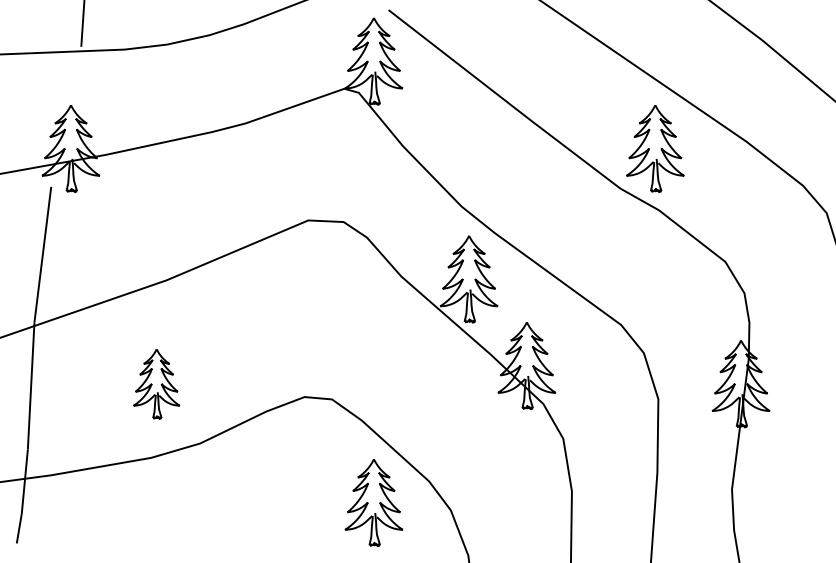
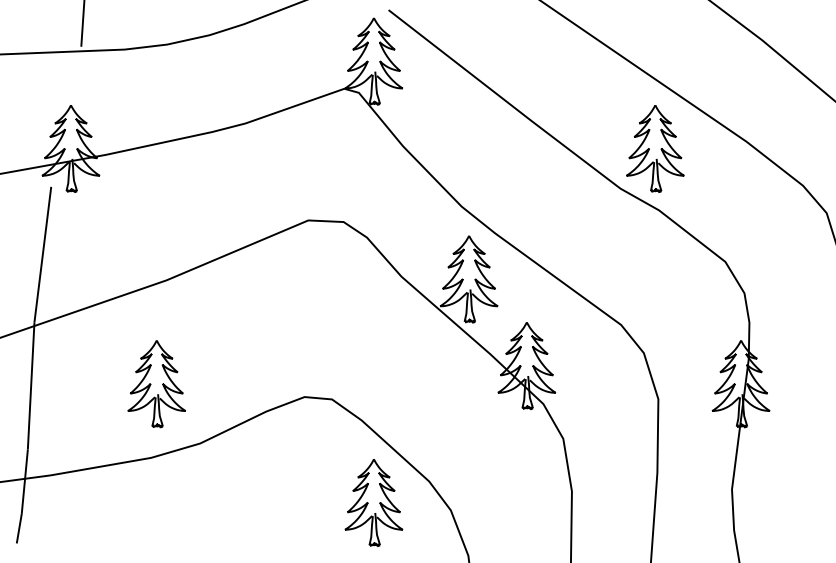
part size: 48x71 px -> 59x89 px (156, 384)
